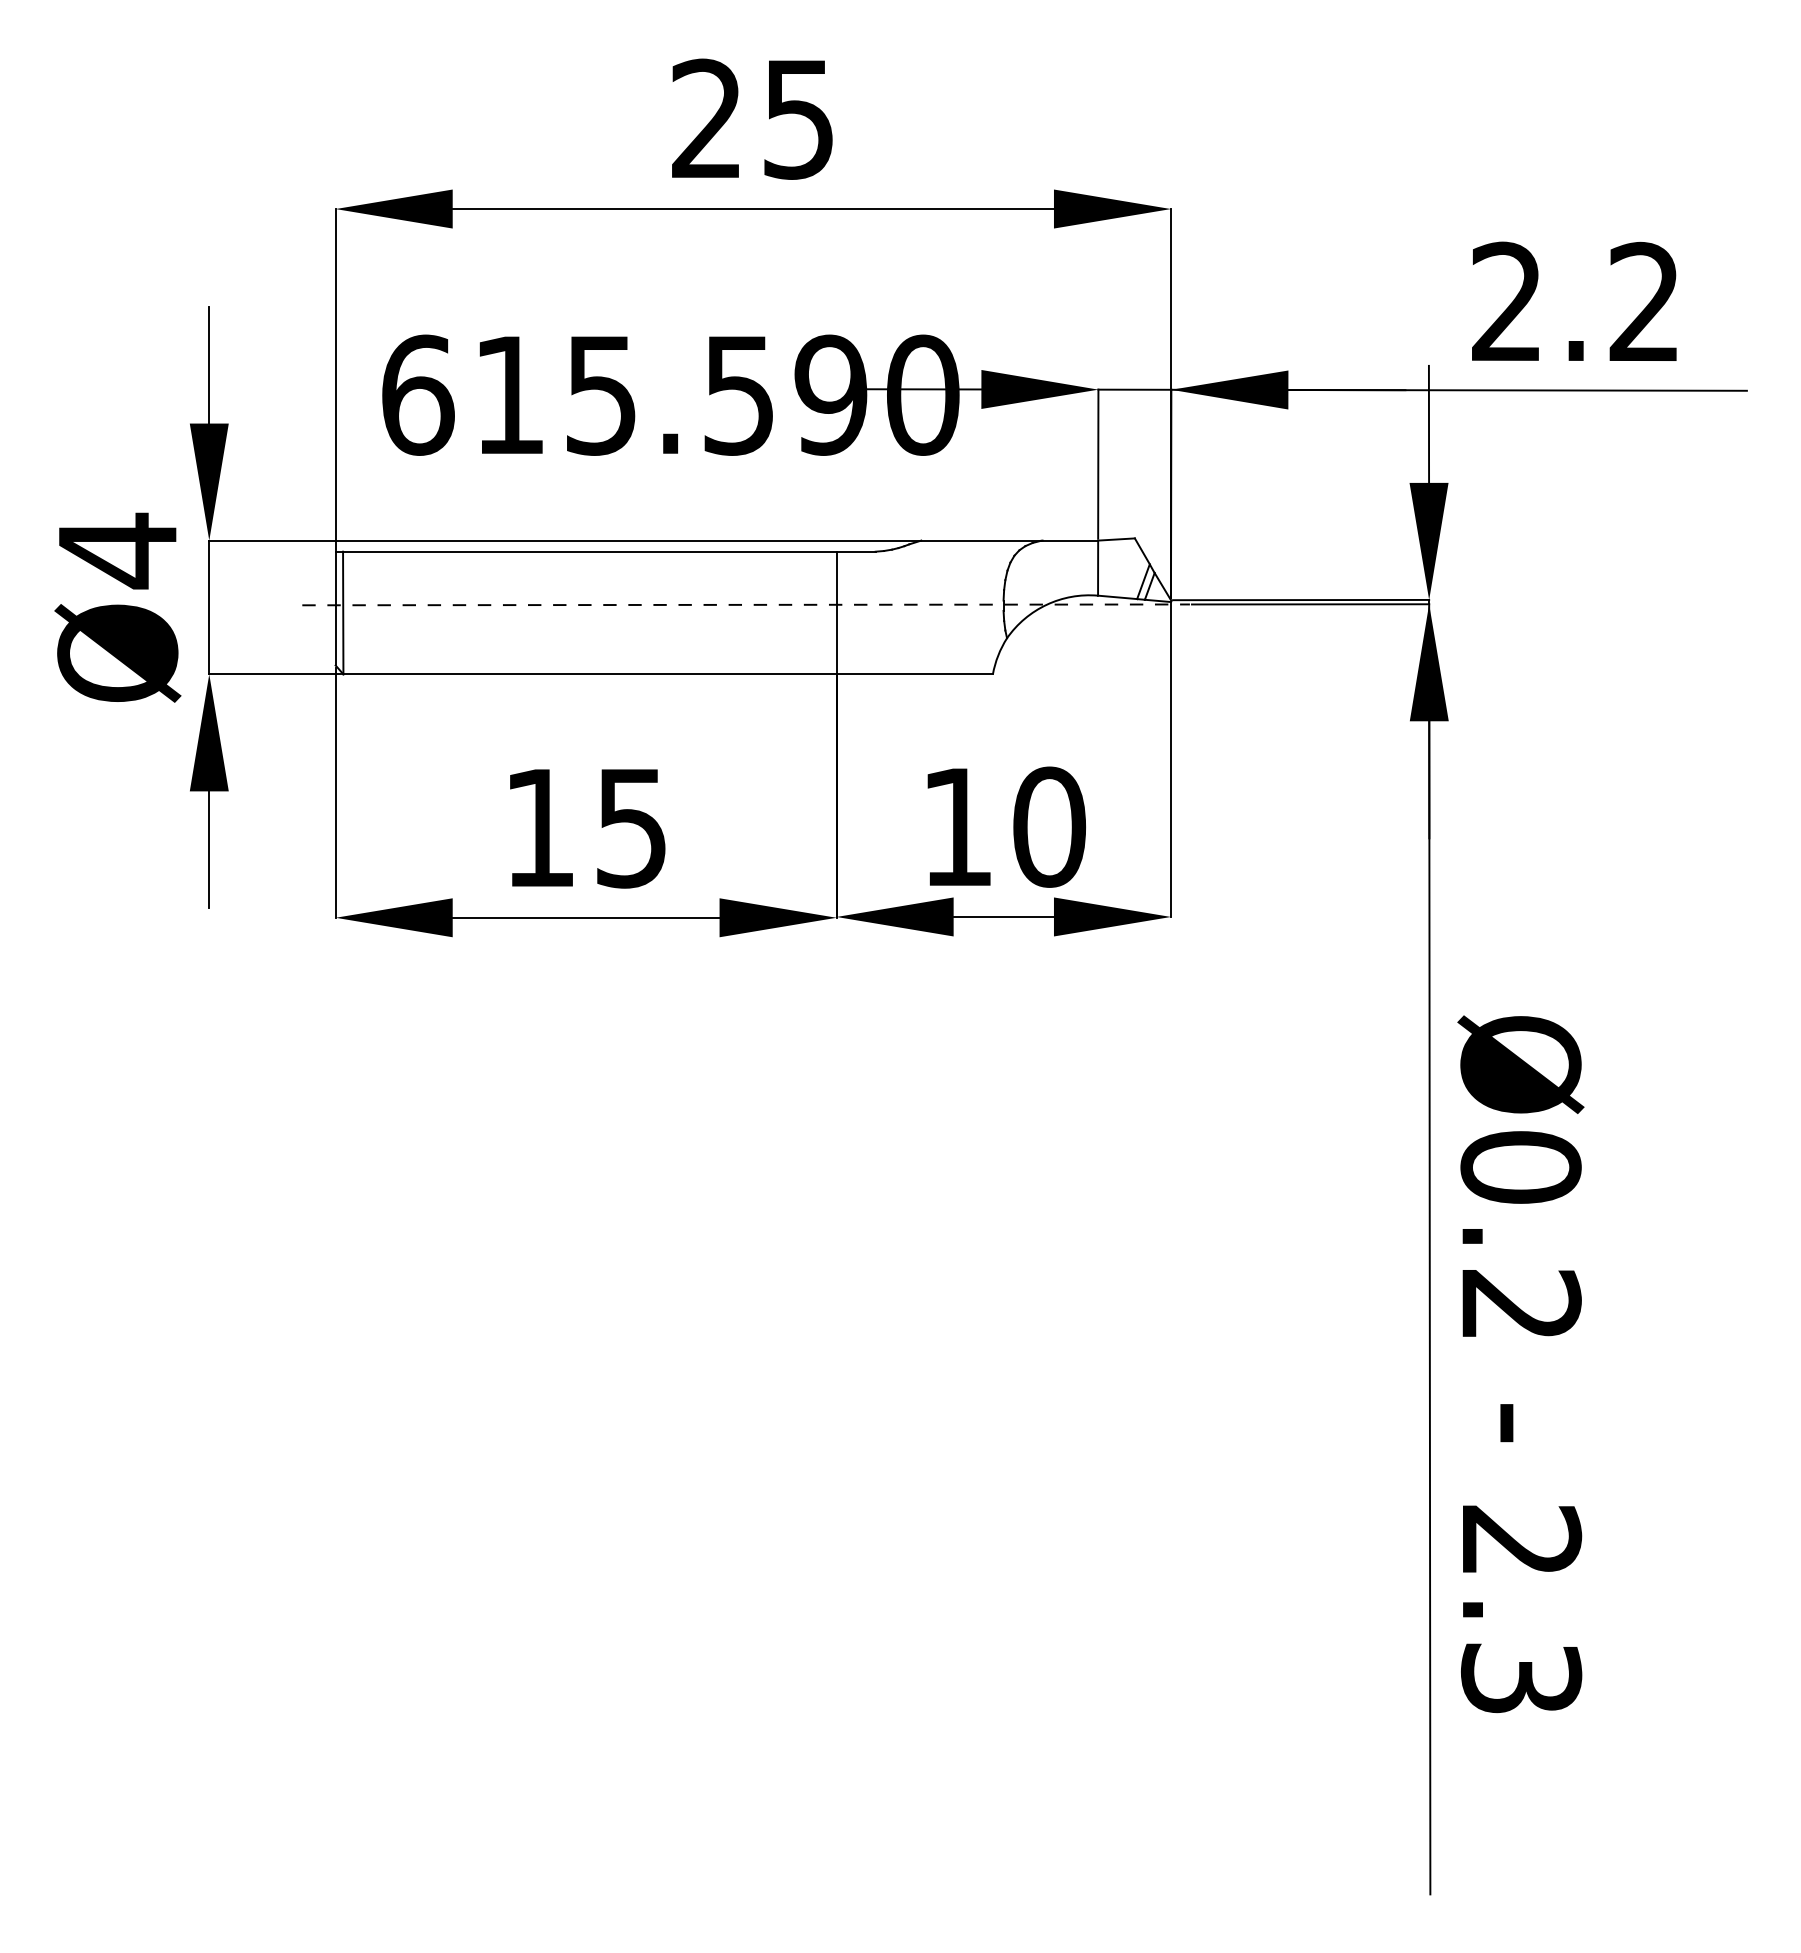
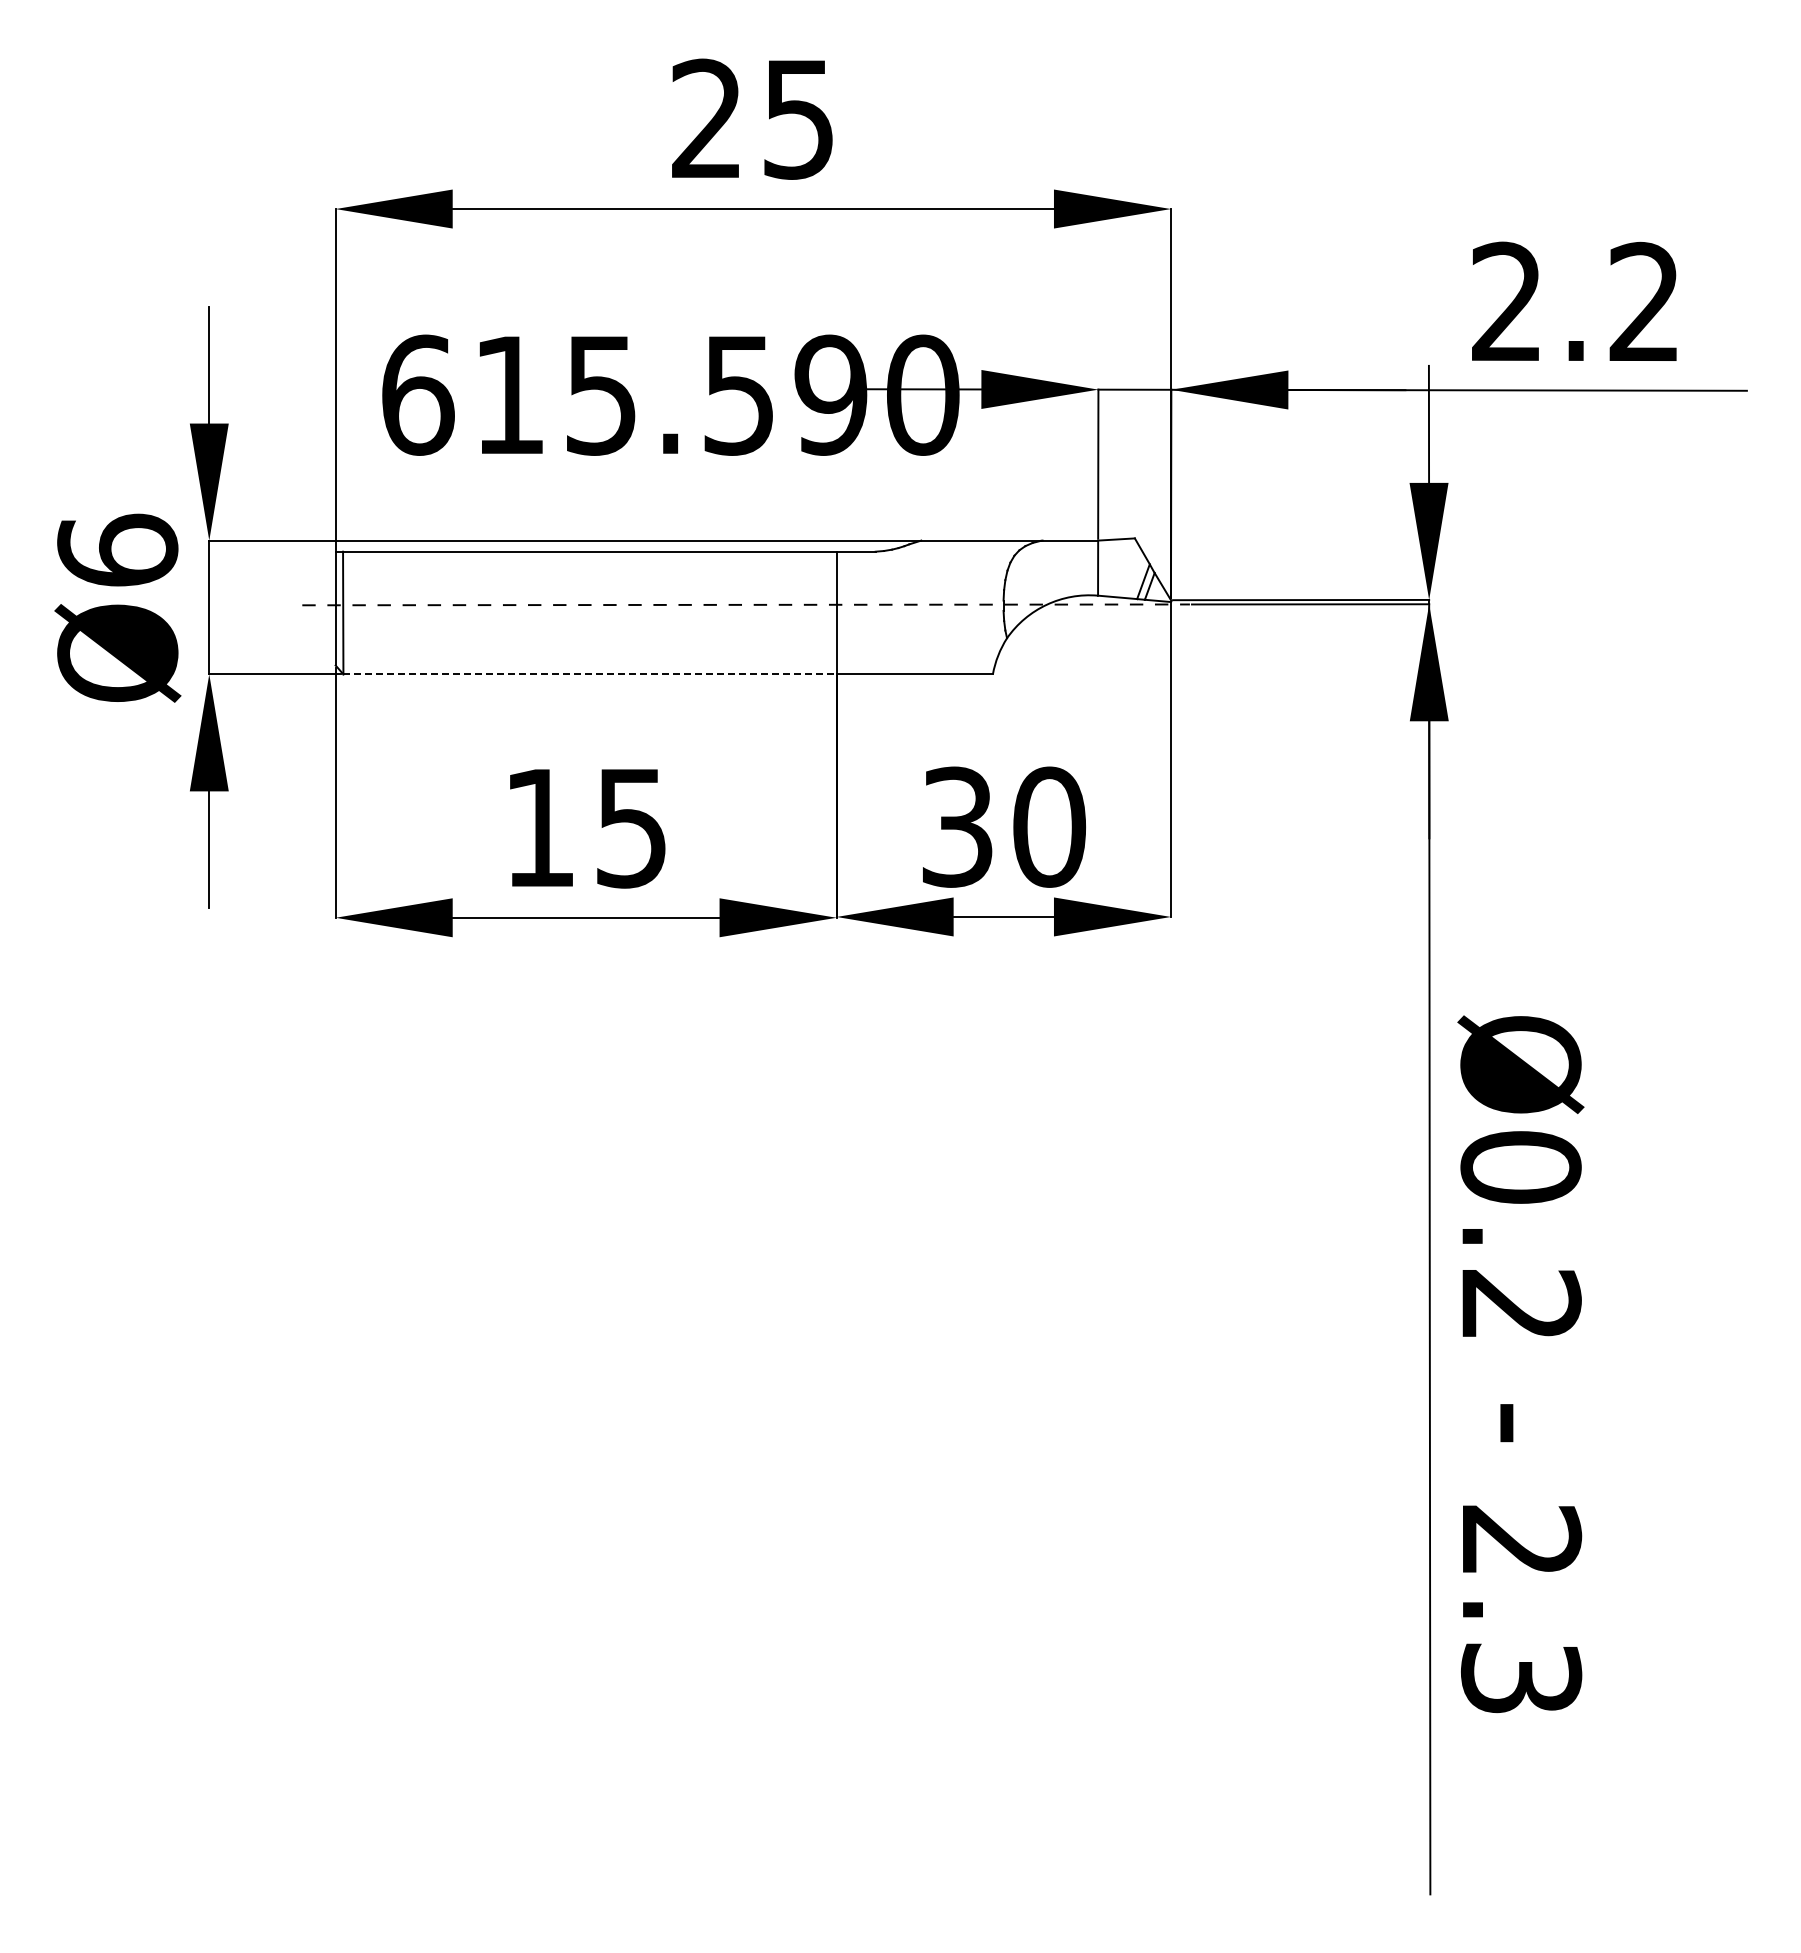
text: Ø4 -> Ø6 (117, 550)
line: solid -> dashed (590, 674)
text: 10 -> 30 (957, 826)
